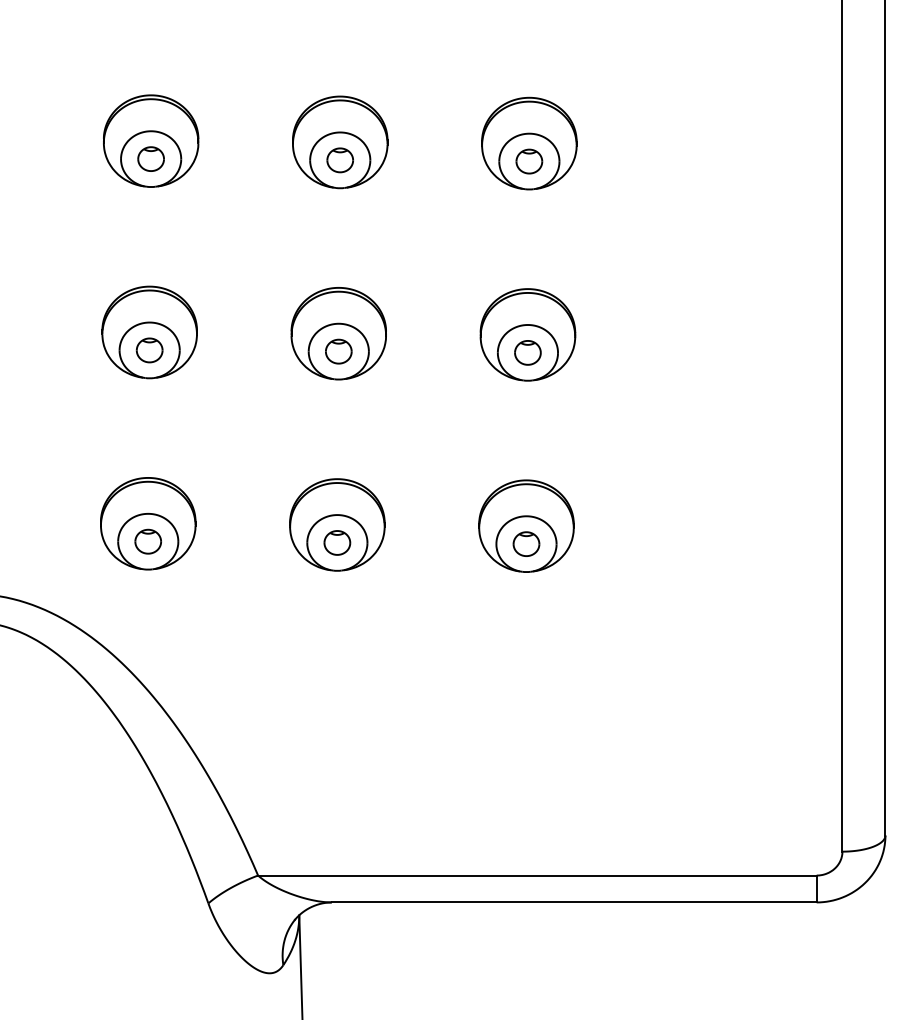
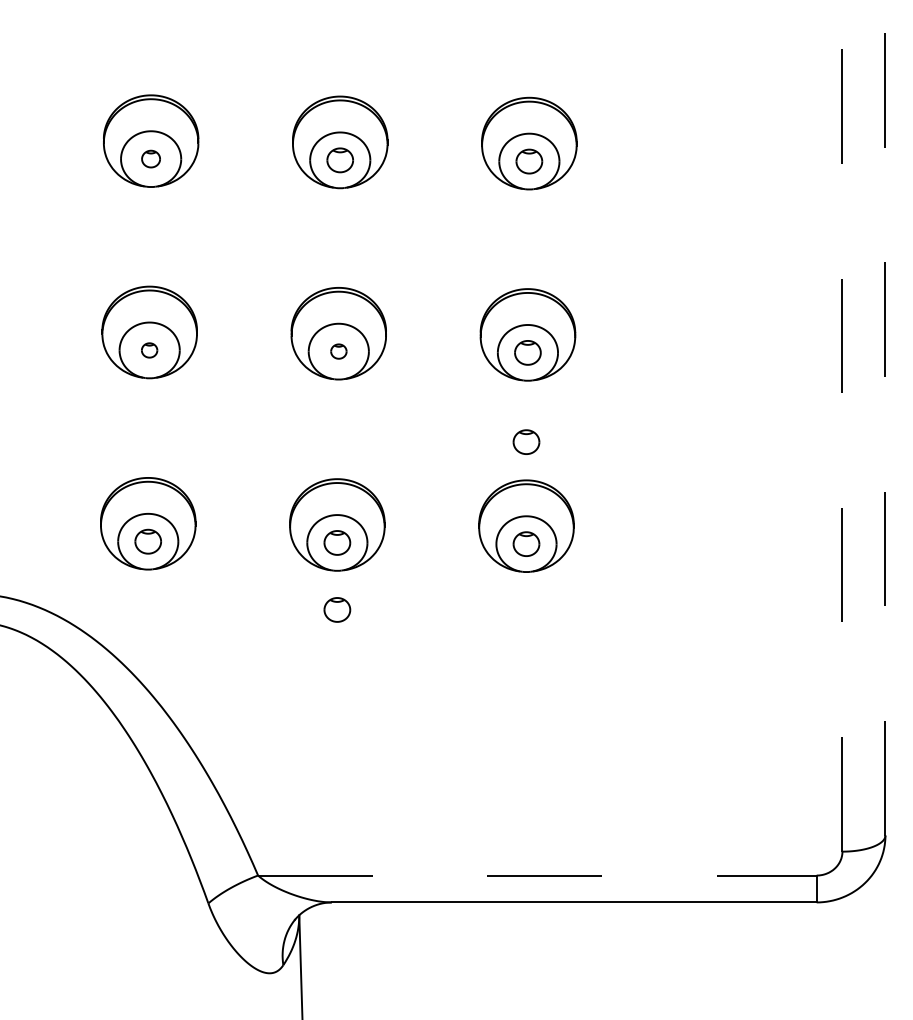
part size: 28x26 px -> 20x20 px (150, 158)
part size: 29x27 px -> 18x17 px (149, 350)
part size: 28x27 px -> 18x17 px (338, 351)
line: solid -> dashed (885, 417)
line: solid -> dashed (842, 425)
part: none -> present (526, 441)
part: none -> present (337, 609)
line: solid -> dashed (537, 875)
